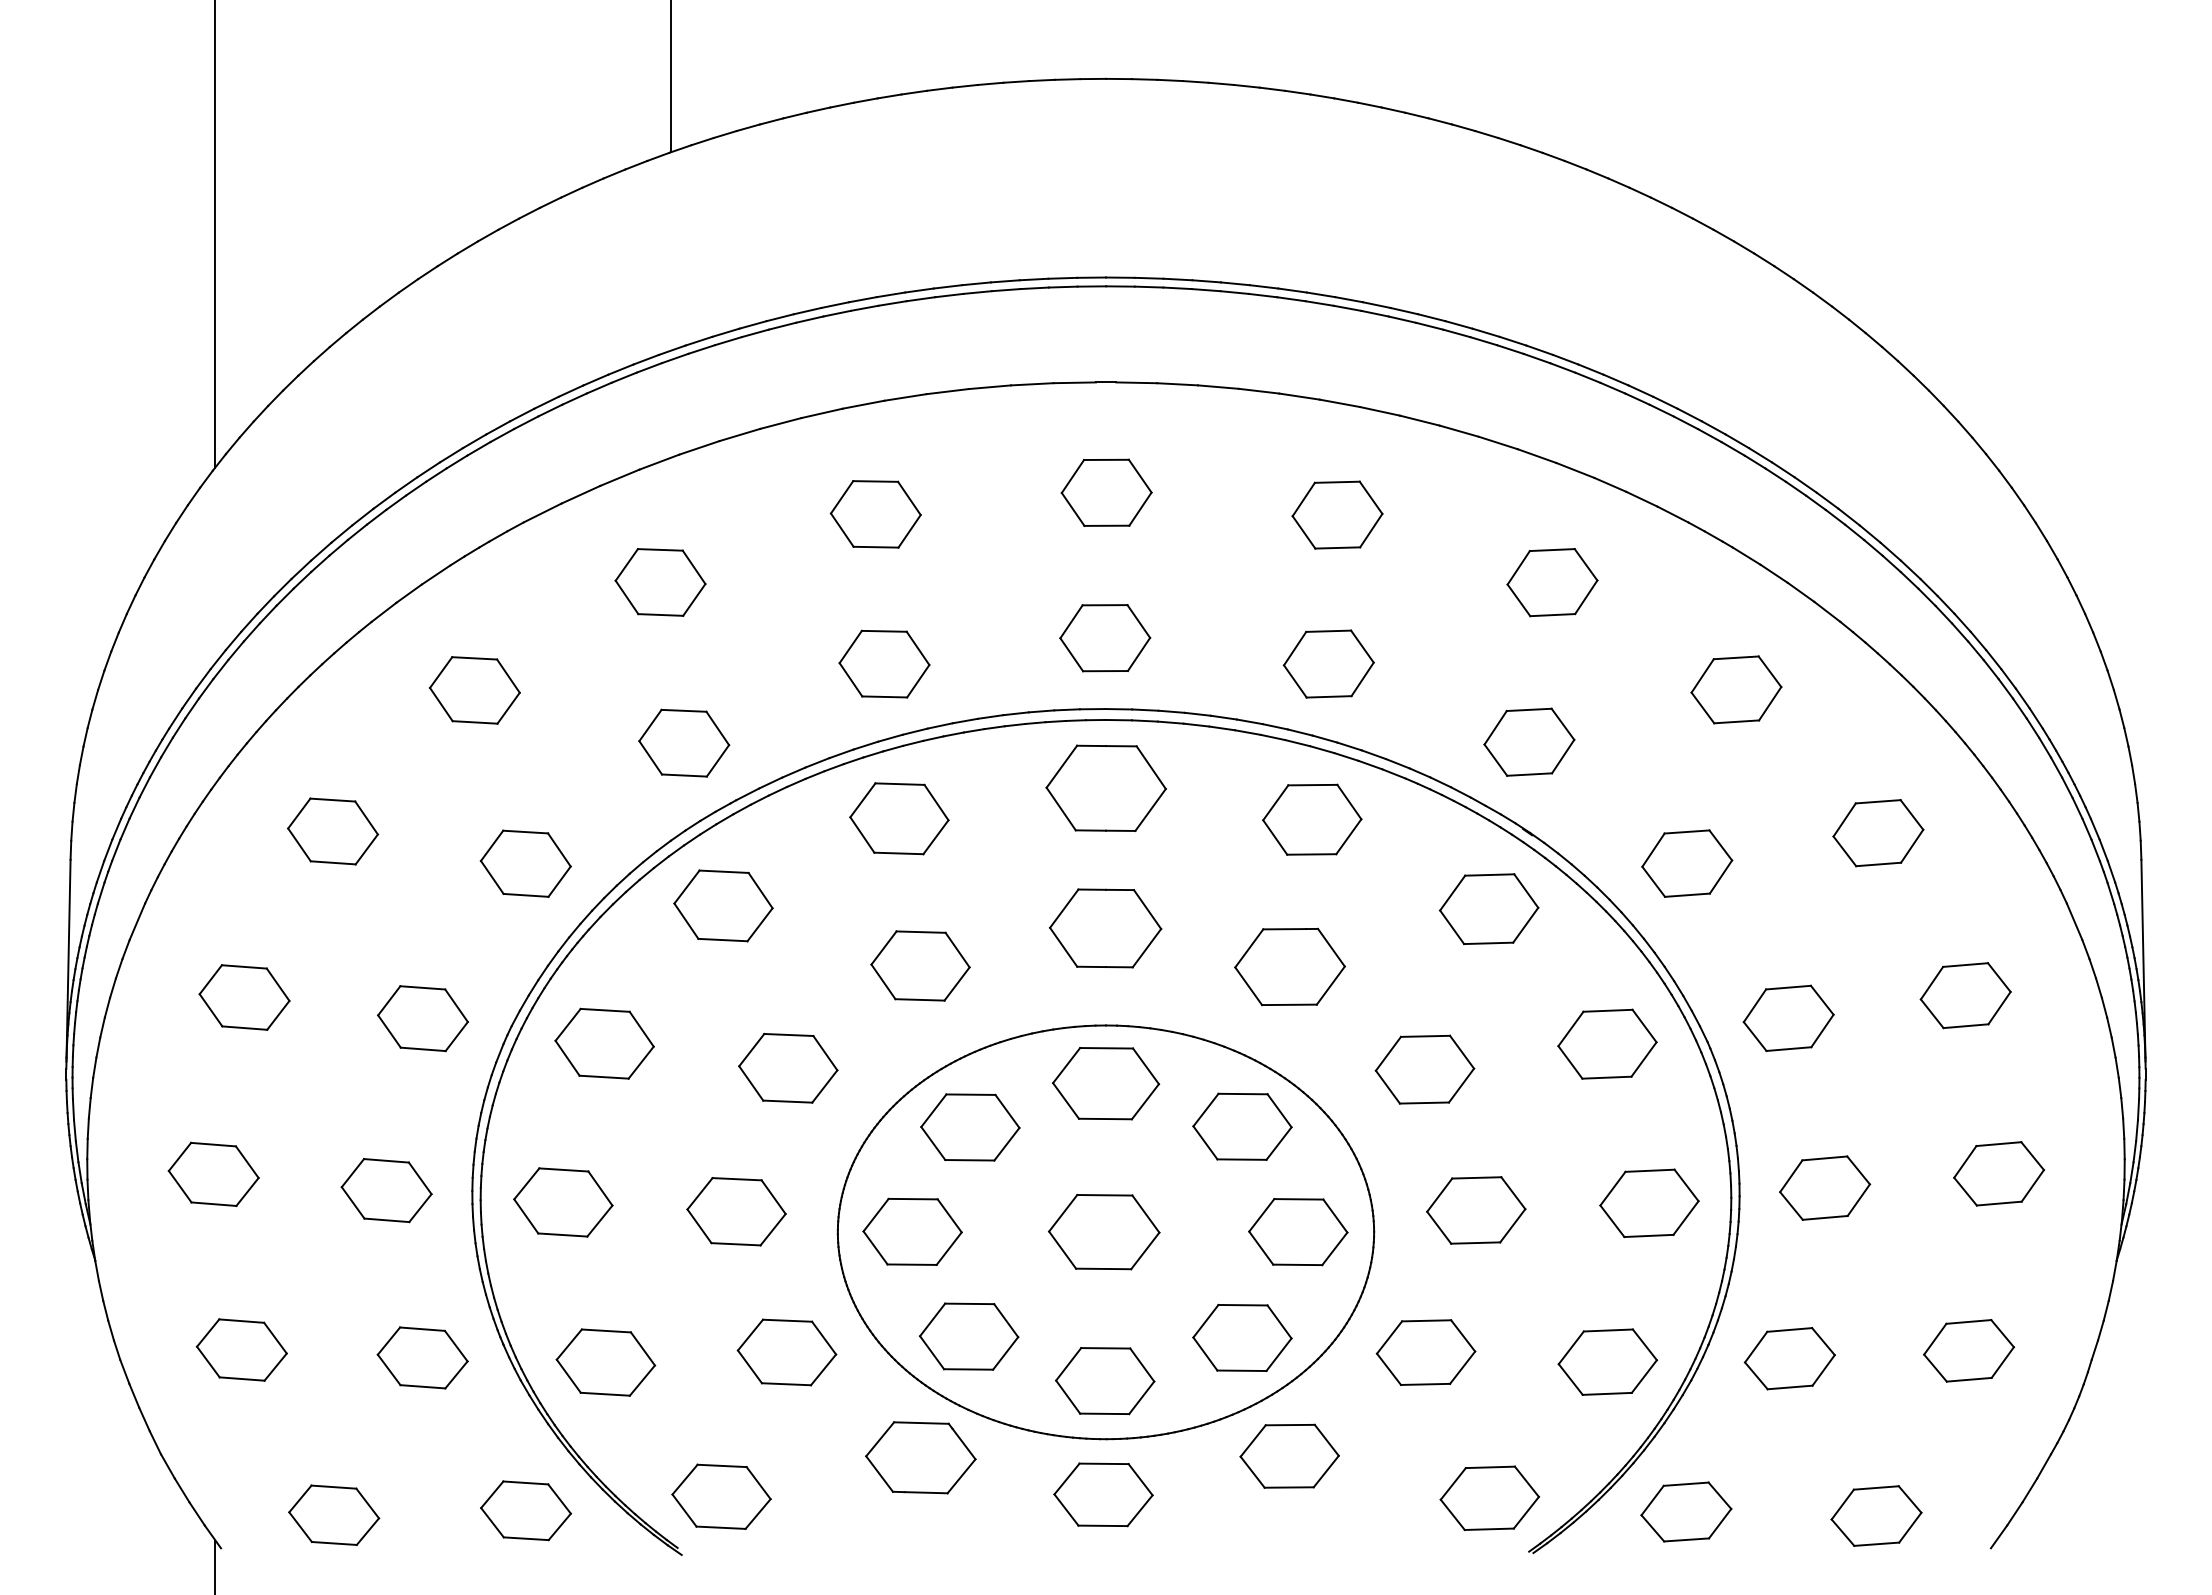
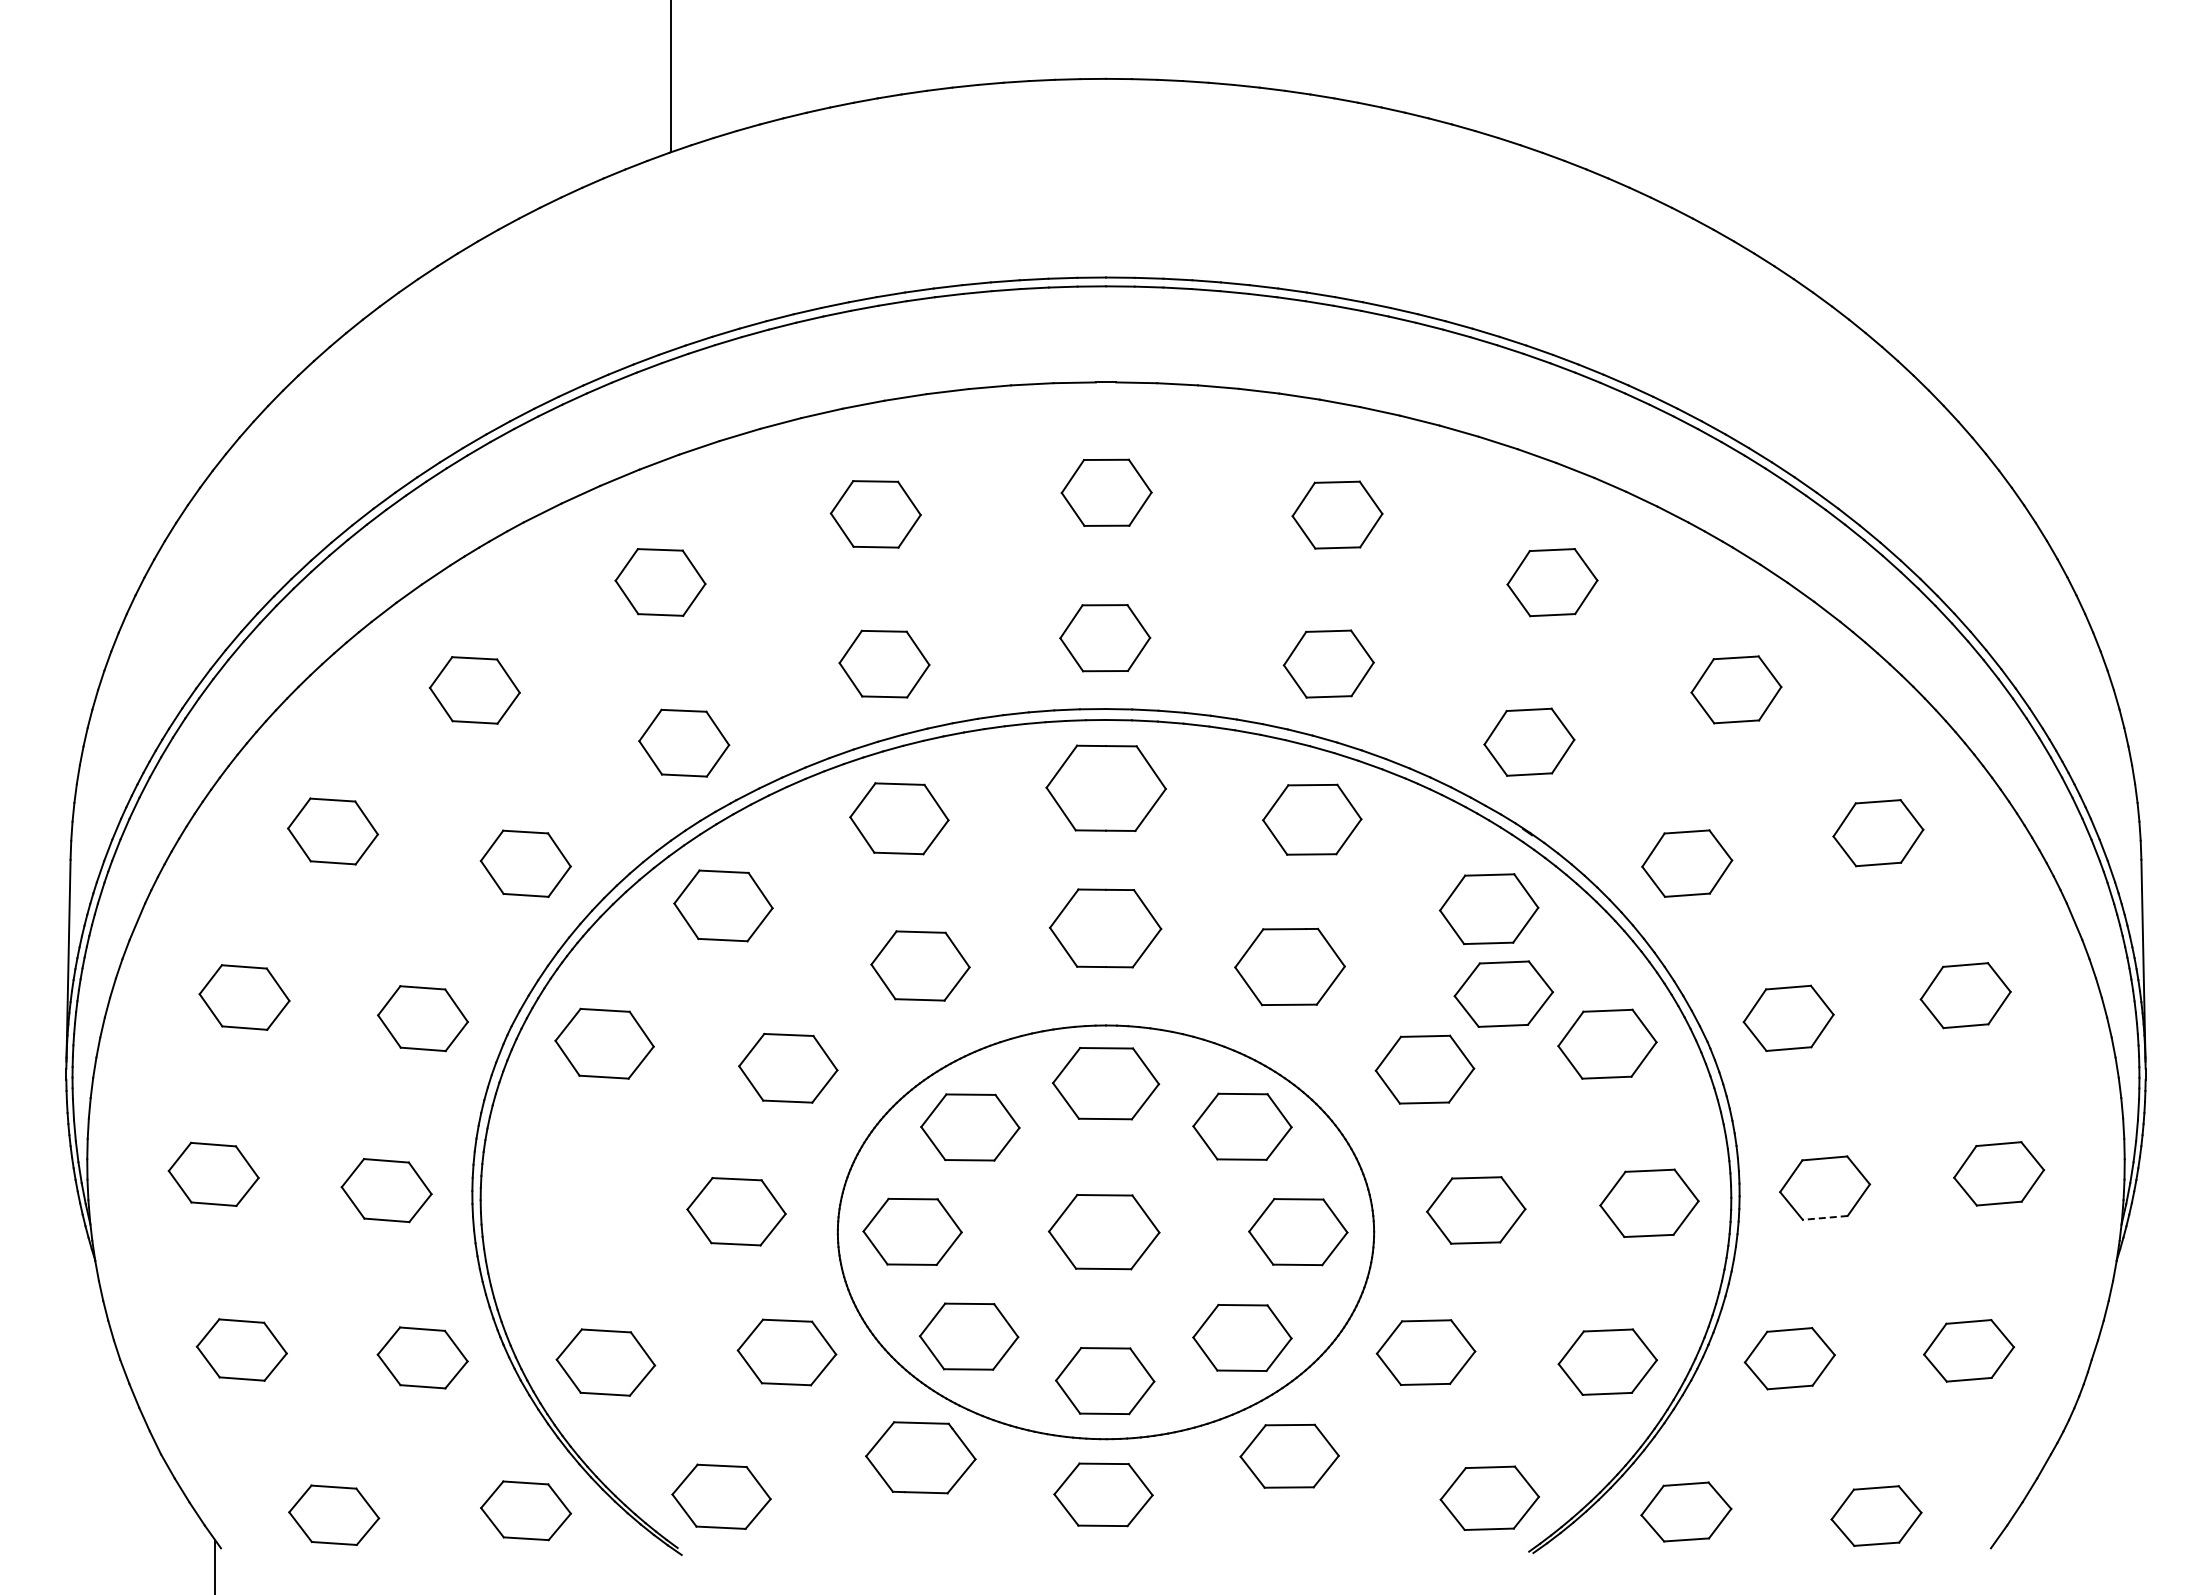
line: present -> none (214, 234)
part: none -> present (1503, 993)
part: present -> none (563, 1202)
line: solid -> dashed (1825, 1217)
